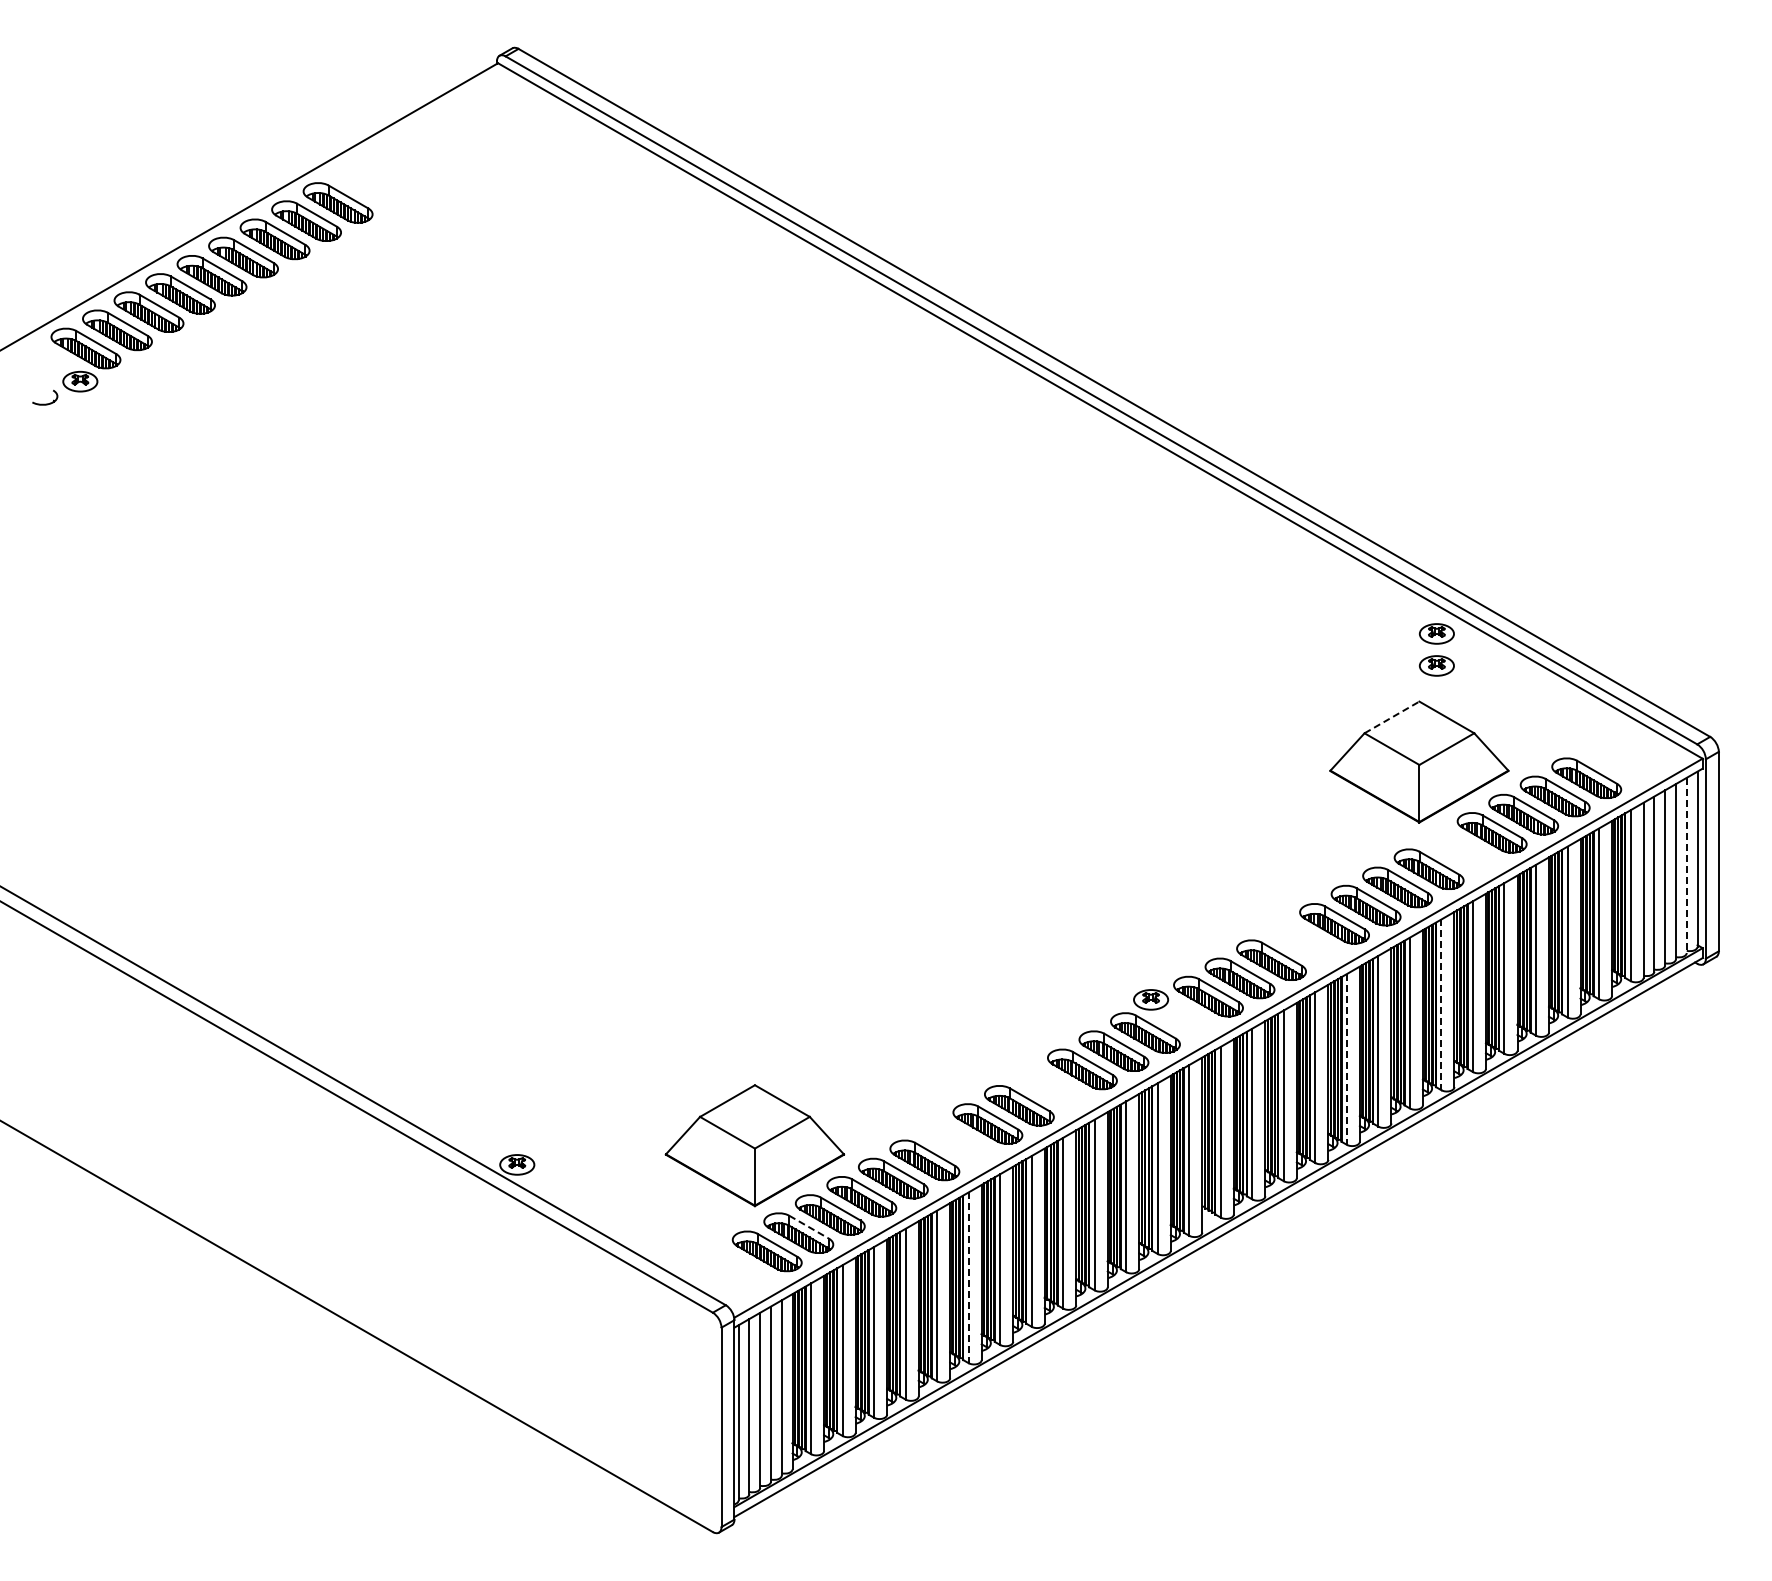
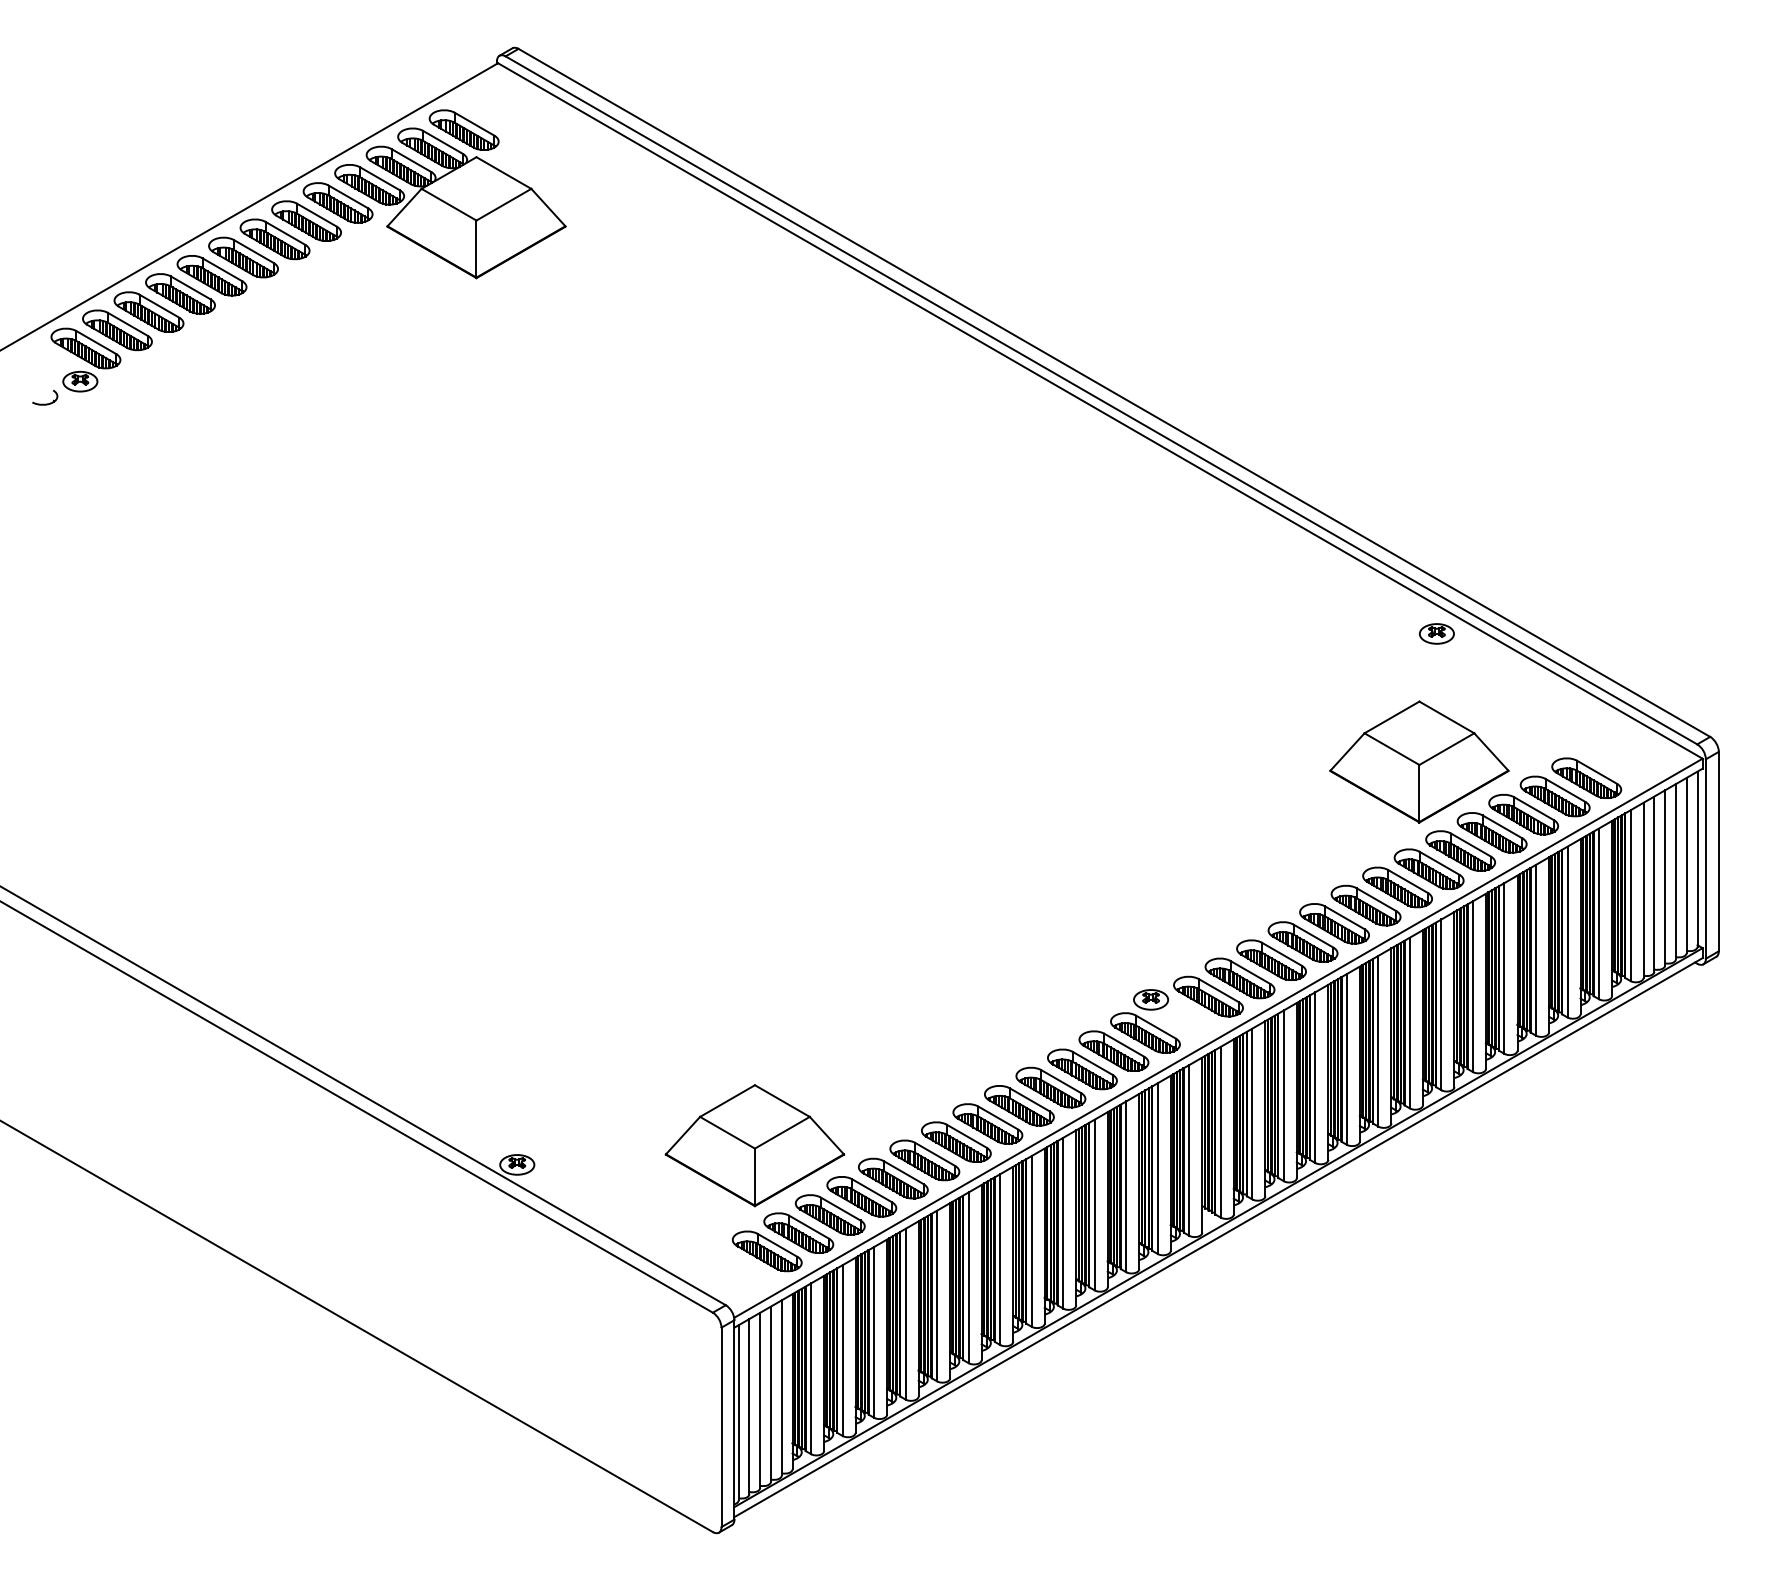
part: none -> present (450, 194)
part: present -> none (1436, 665)
line: dashed -> solid (1391, 717)
part: none -> present (1460, 850)
line: dashed -> solid (1686, 865)
part: none -> present (1302, 941)
line: dashed -> solid (1441, 1005)
line: dashed -> solid (1346, 1059)
part: none -> present (1050, 1087)
part: none -> present (956, 1141)
line: dashed -> solid (809, 1227)
line: dashed -> solid (968, 1278)
